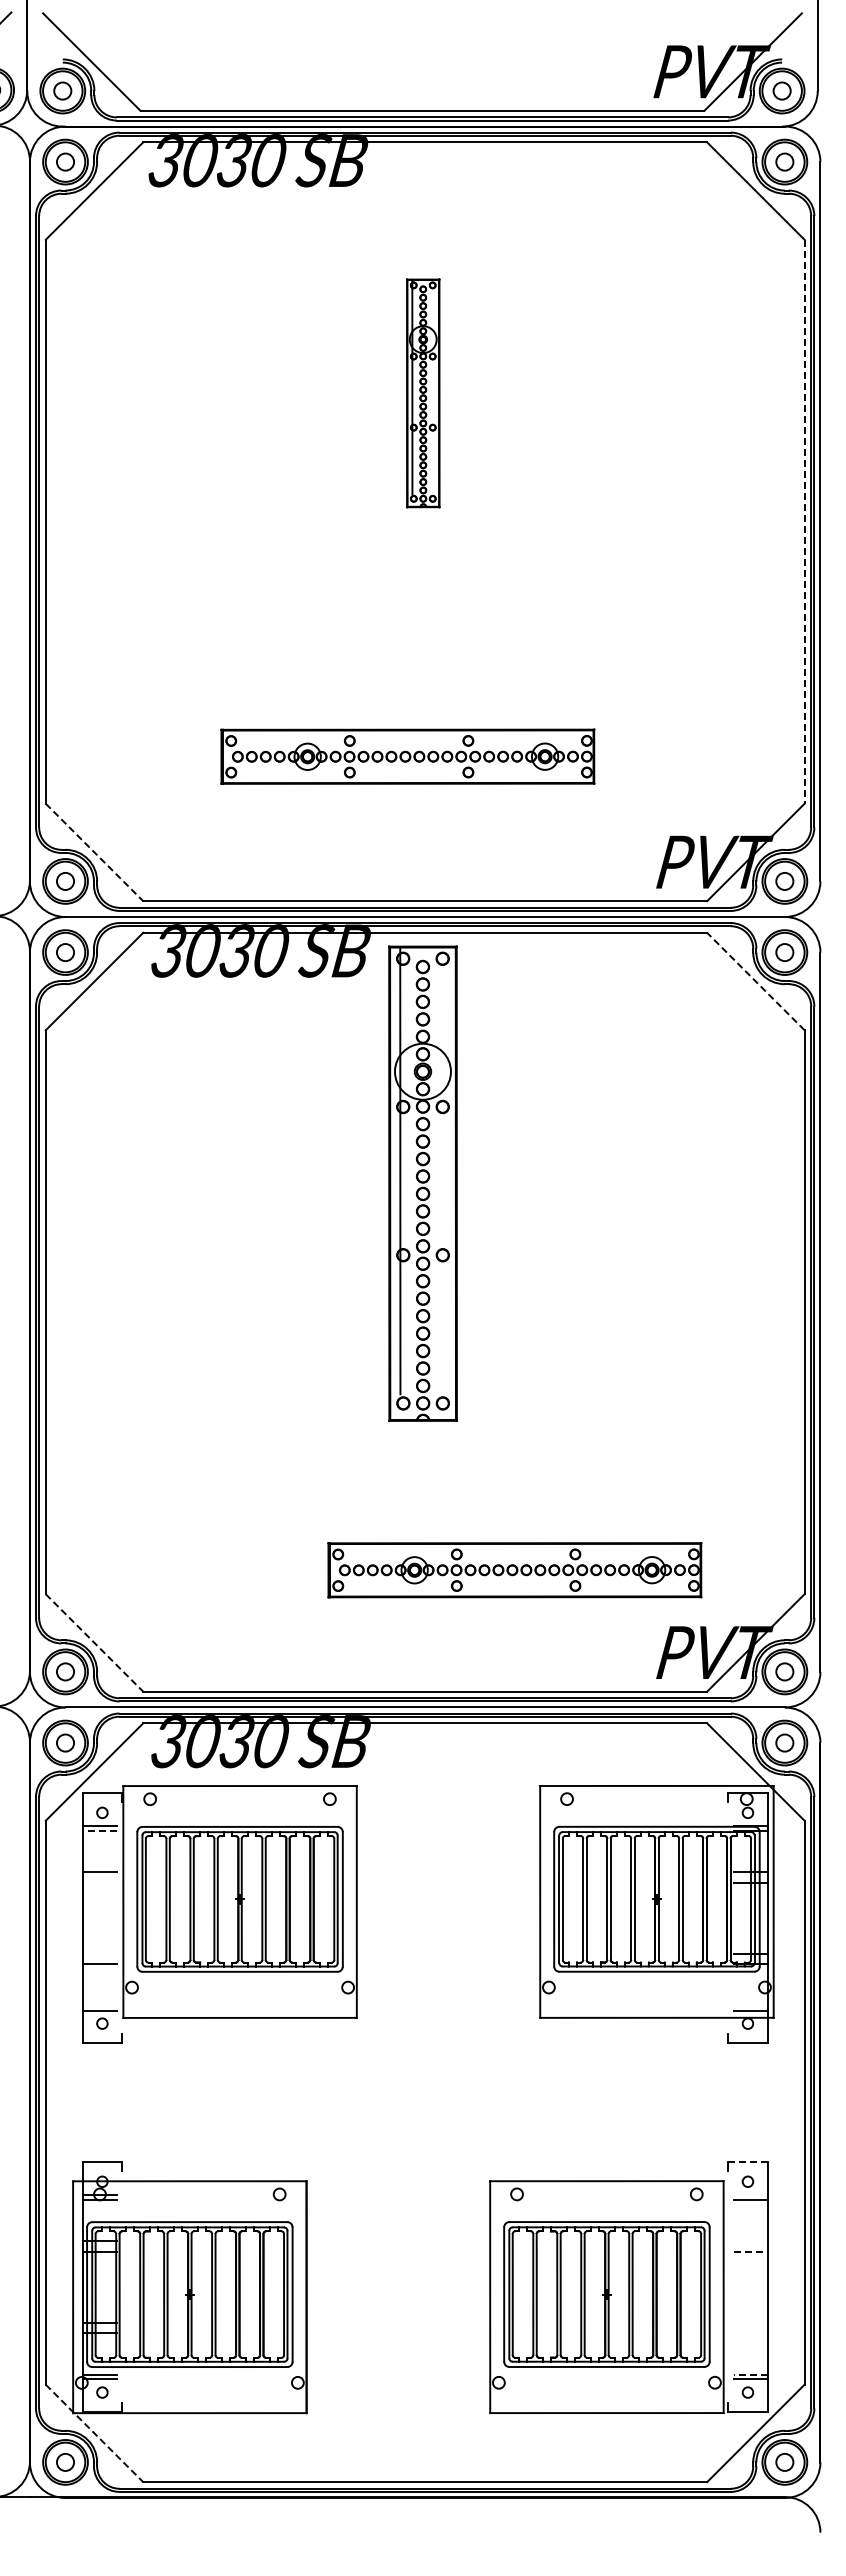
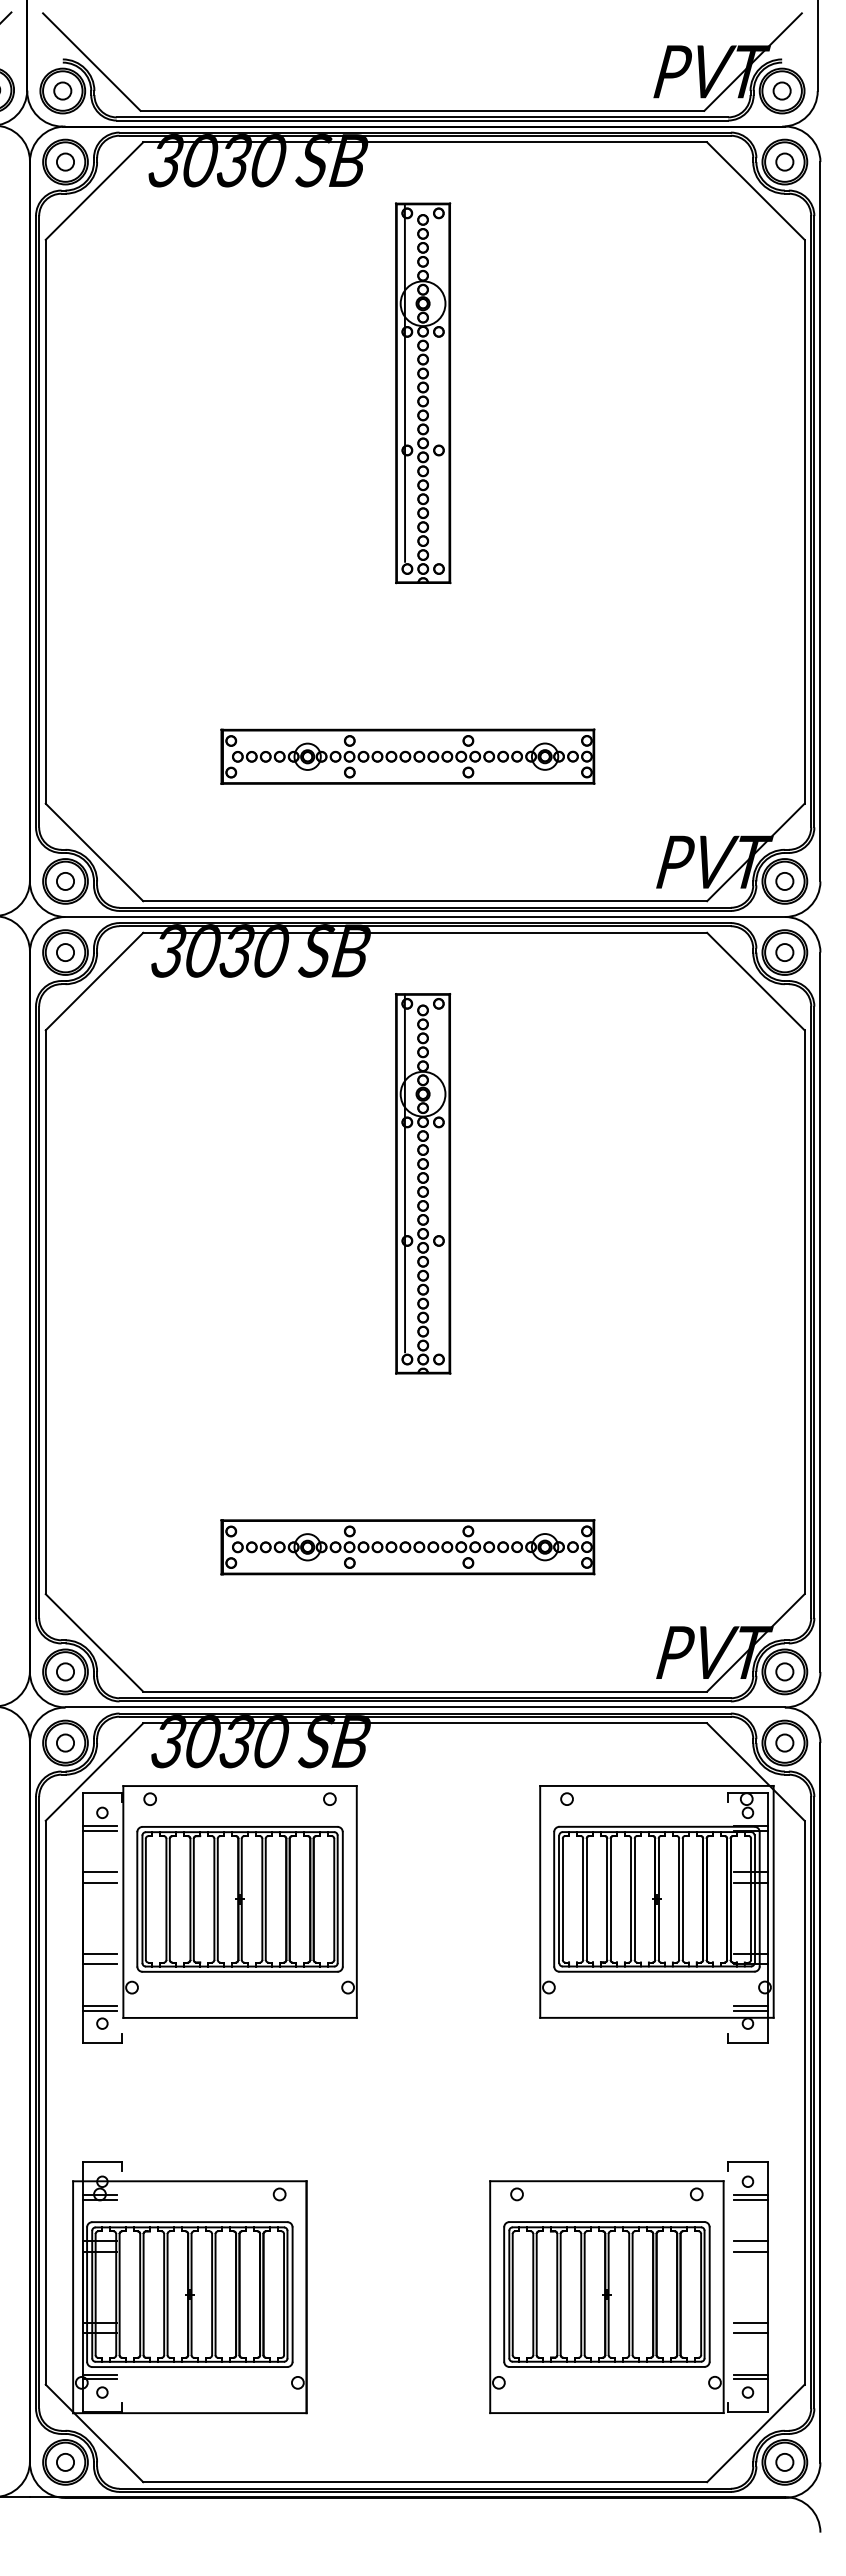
part size: 35x231 px -> 57x383 px (423, 393)
line: dashed -> solid (804, 521)
line: dashed -> solid (94, 852)
line: dashed -> solid (755, 981)
part size: 70x477 px -> 57x382 px (423, 1183)
part position: (514, 1570) -> (407, 1547) (407, 1547)
line: dashed -> solid (94, 1642)
line: dashed -> solid (99, 1830)
line: none -> present (99, 1882)
line: none -> present (99, 1953)
line: none -> present (99, 2005)
line: none -> present (750, 2005)
line: dashed -> solid (747, 2162)
line: none -> present (750, 2194)
line: none -> present (750, 2241)
line: dashed -> solid (750, 2251)
line: none -> present (750, 2322)
line: none -> present (750, 2333)
line: dashed -> solid (750, 2374)
line: dashed -> solid (94, 2433)
